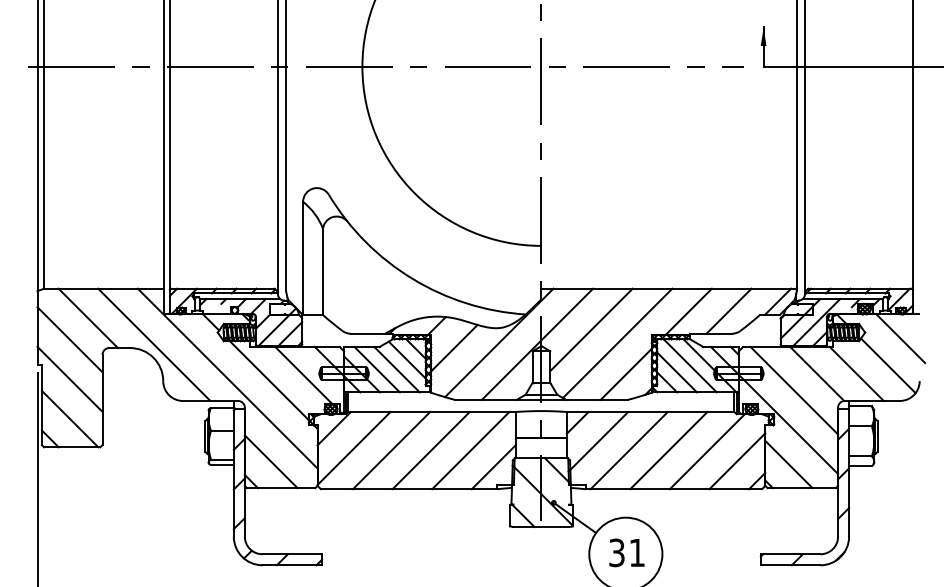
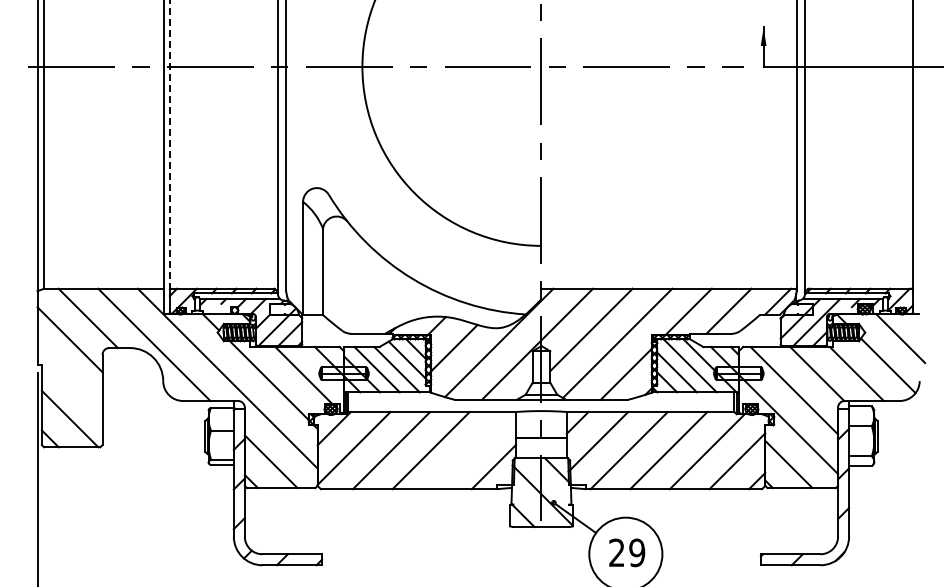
line: solid -> dashed (169, 144)
line: present -> none (69, 378)
line: present -> none (470, 450)
text: 31 -> 29 (627, 552)
